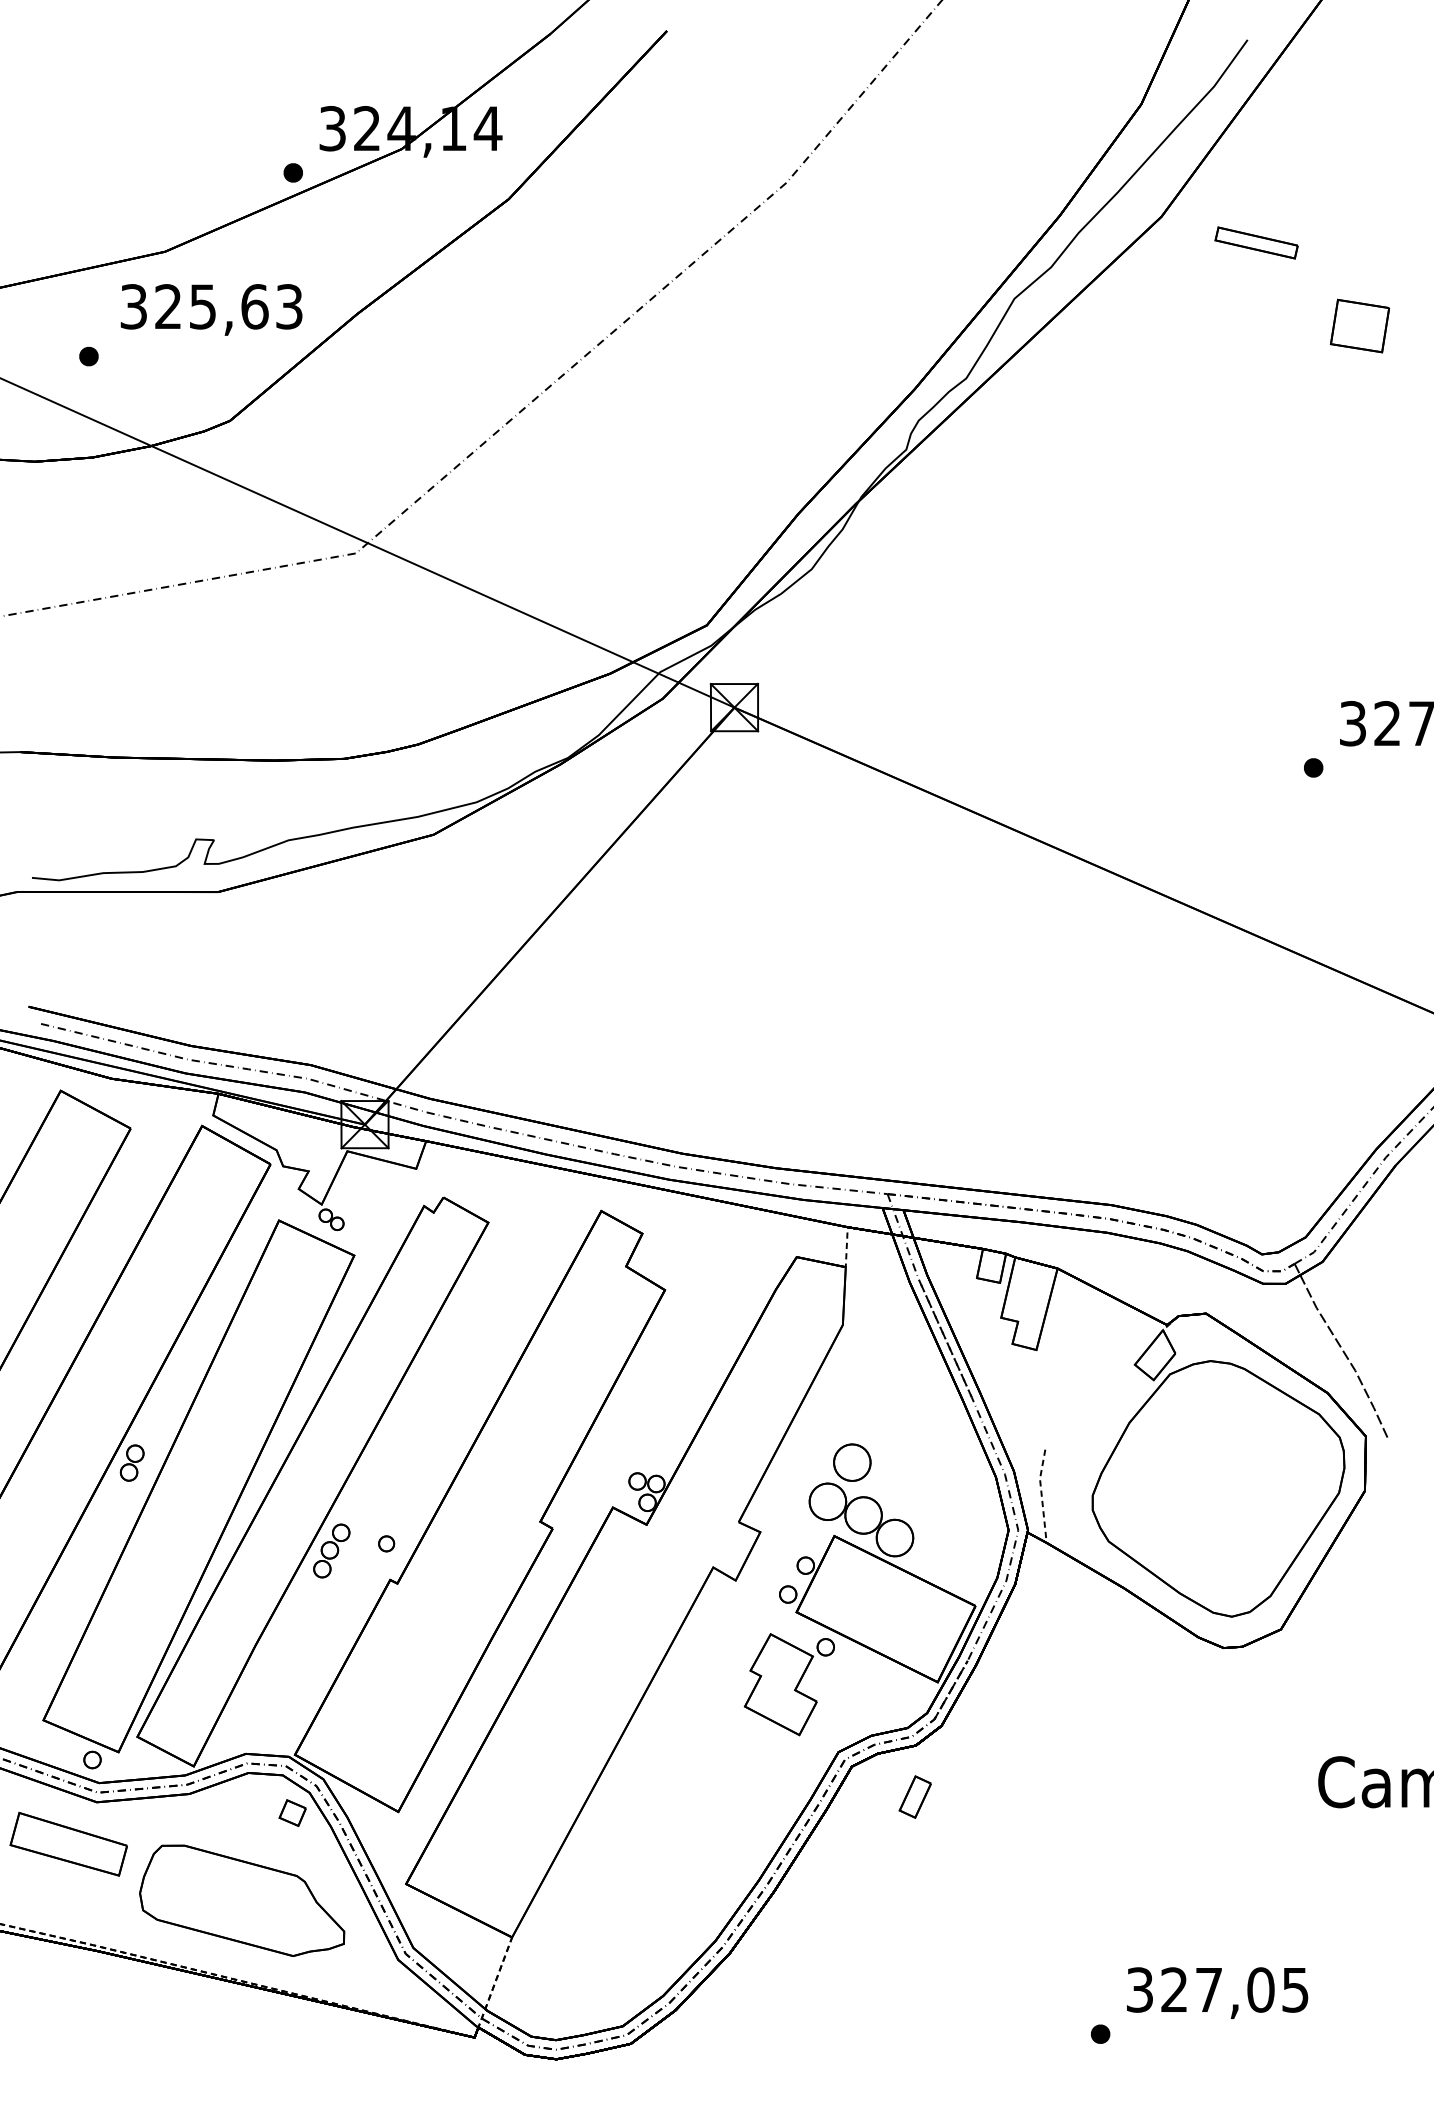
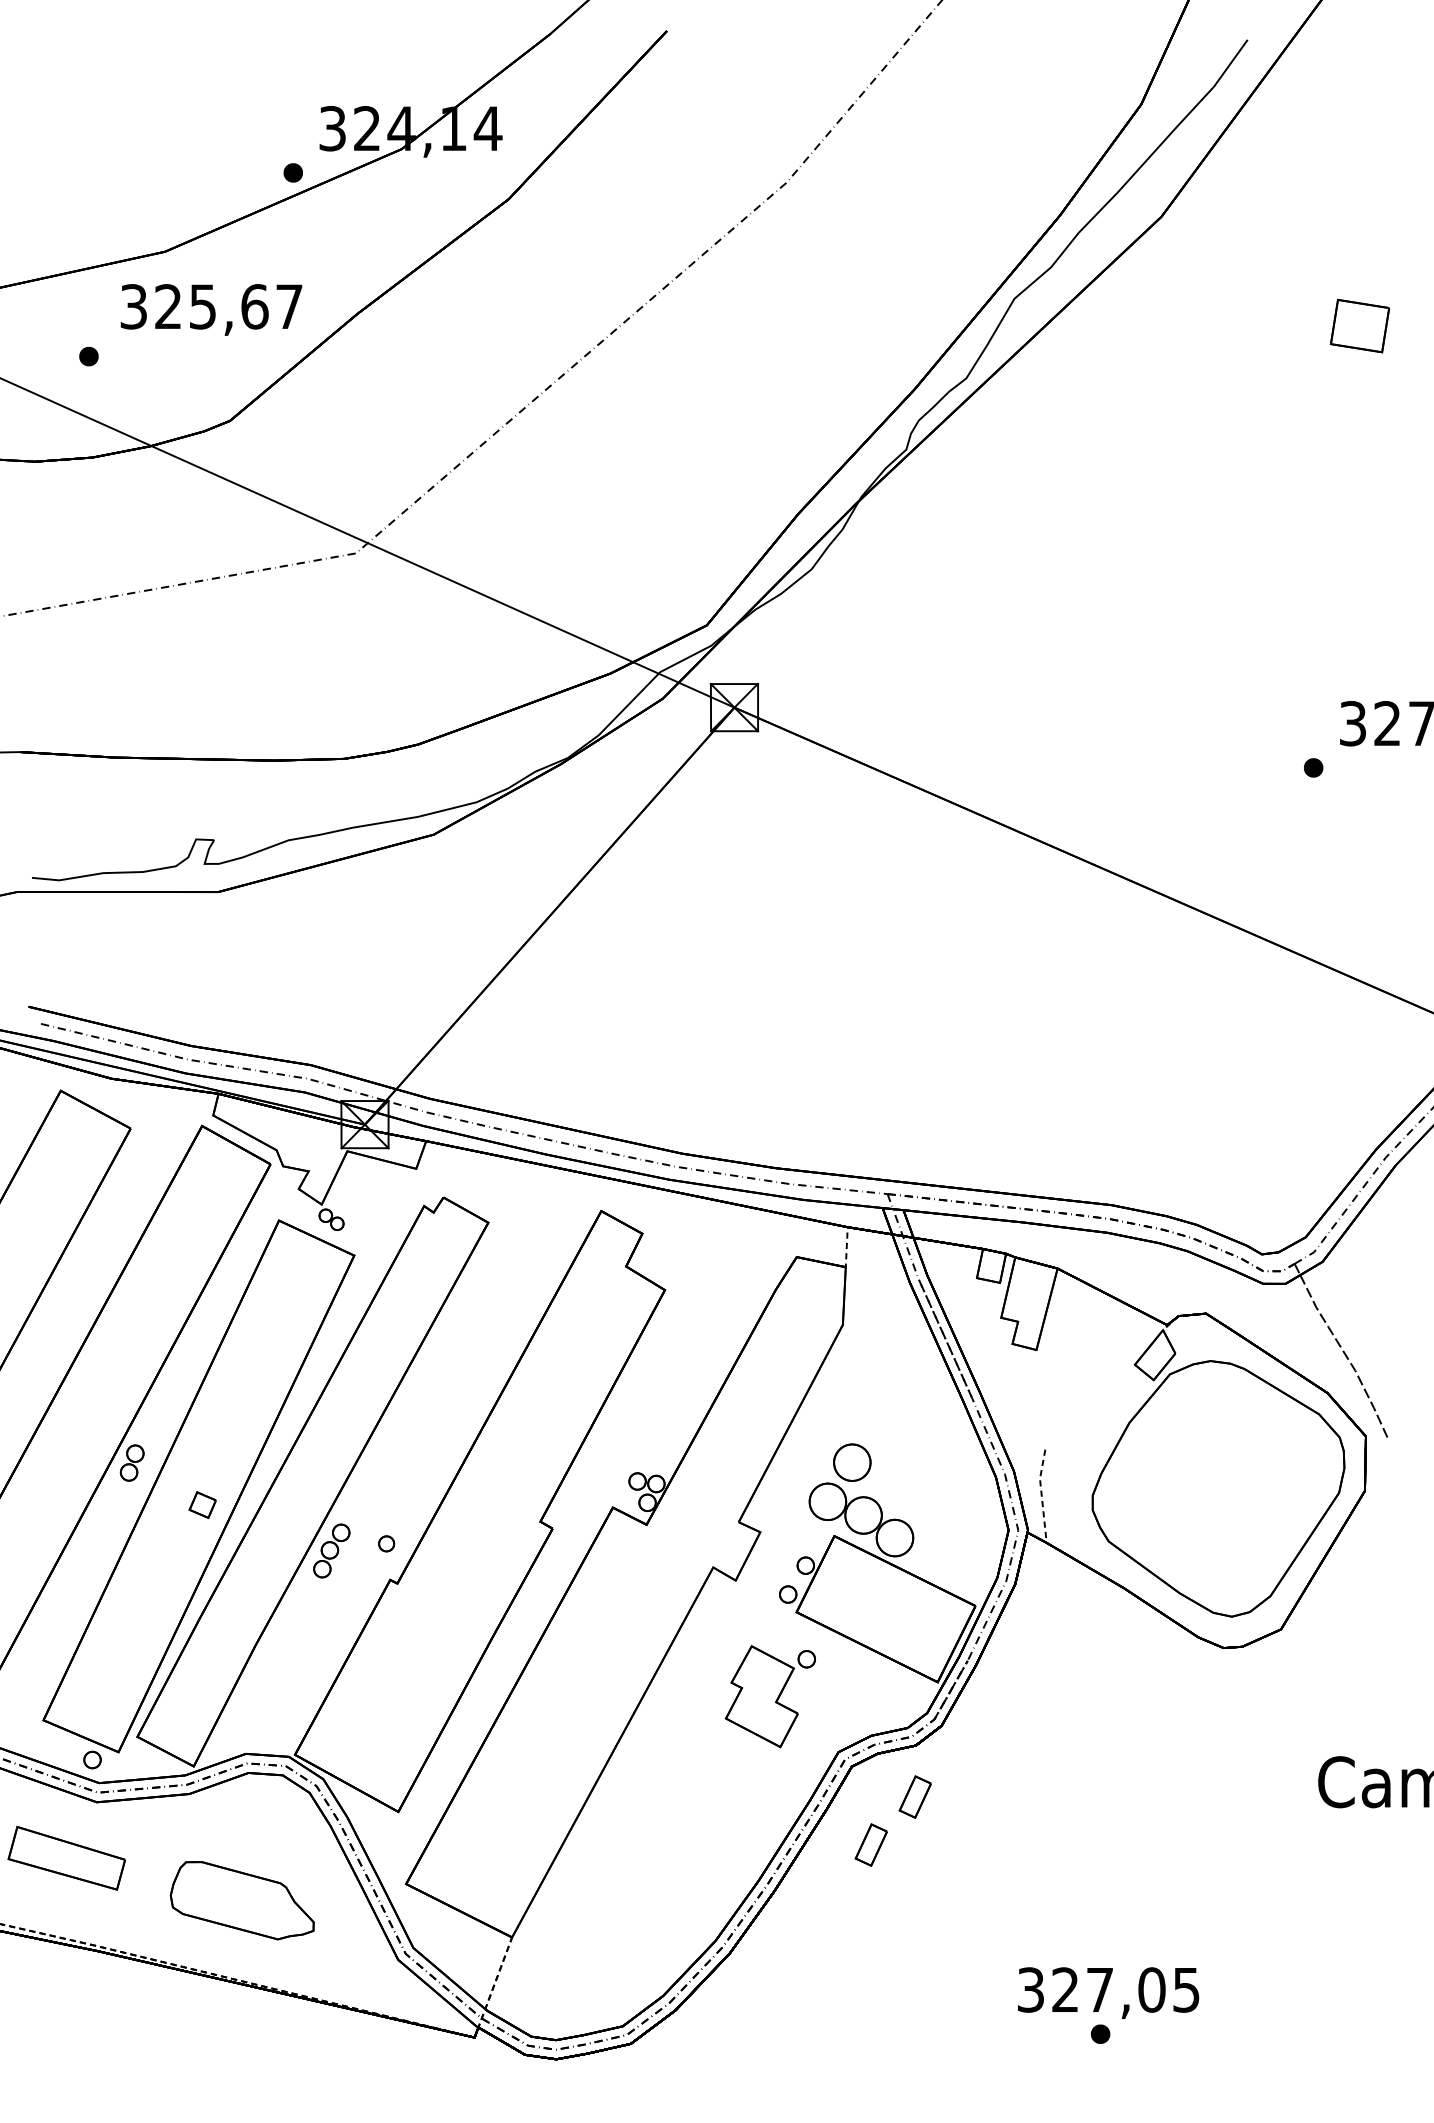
part: present -> none (1256, 242)
text: 325,63 -> 325,67 (289, 306)
part position: (788, 1684) -> (769, 1696) (769, 1696)
part position: (292, 1812) -> (202, 1504) (202, 1504)
part position: (68, 1844) -> (66, 1858) (66, 1858)
part: none -> present (870, 1844)
part size: 207x113 px -> 146x80 px (241, 1900)
text position: (1217, 1992) -> (1108, 1992) (1108, 1992)
